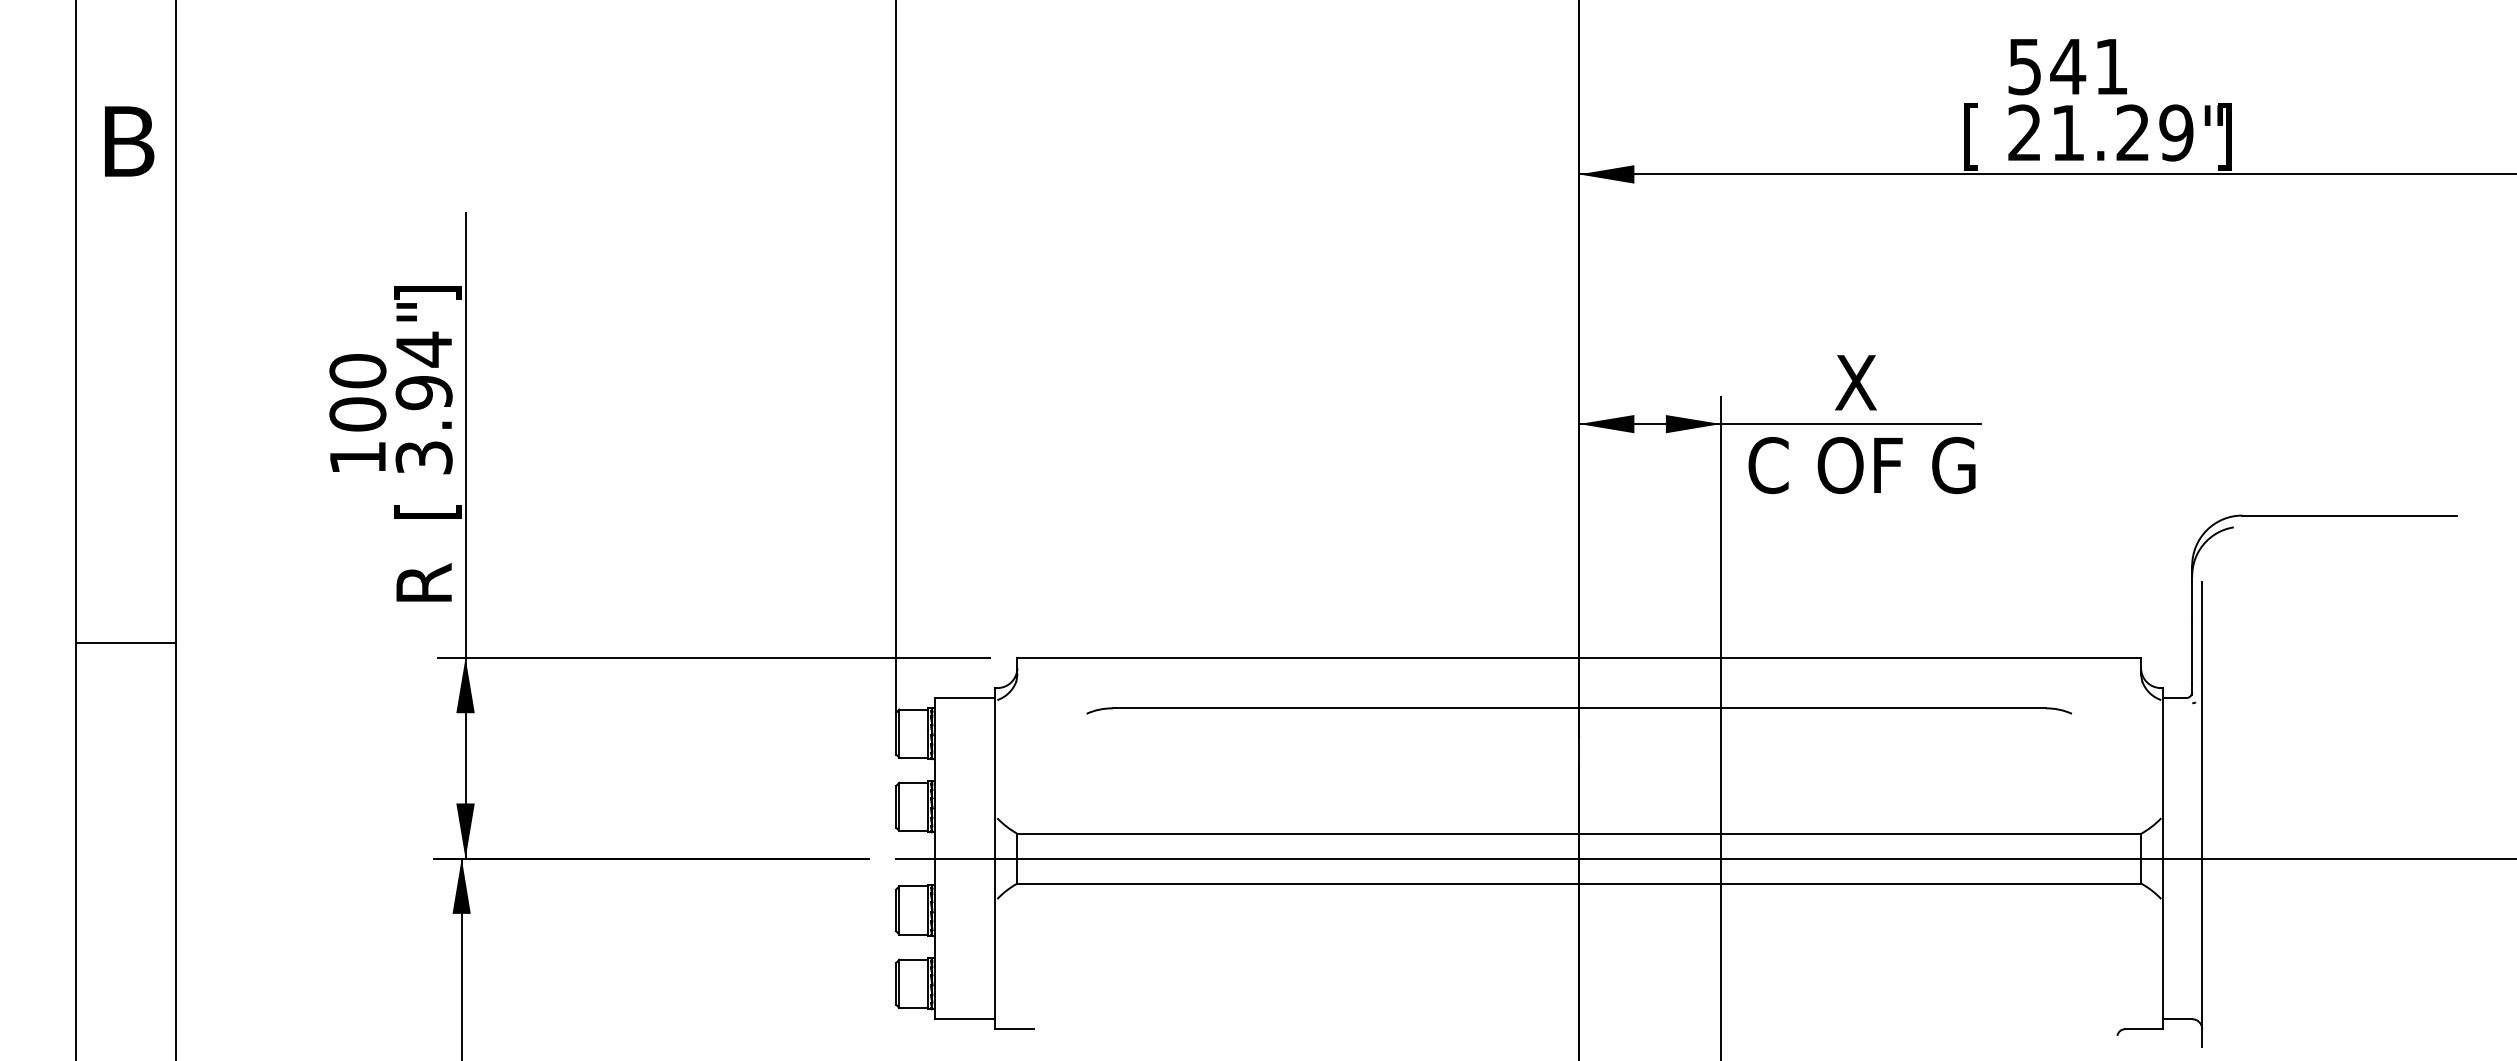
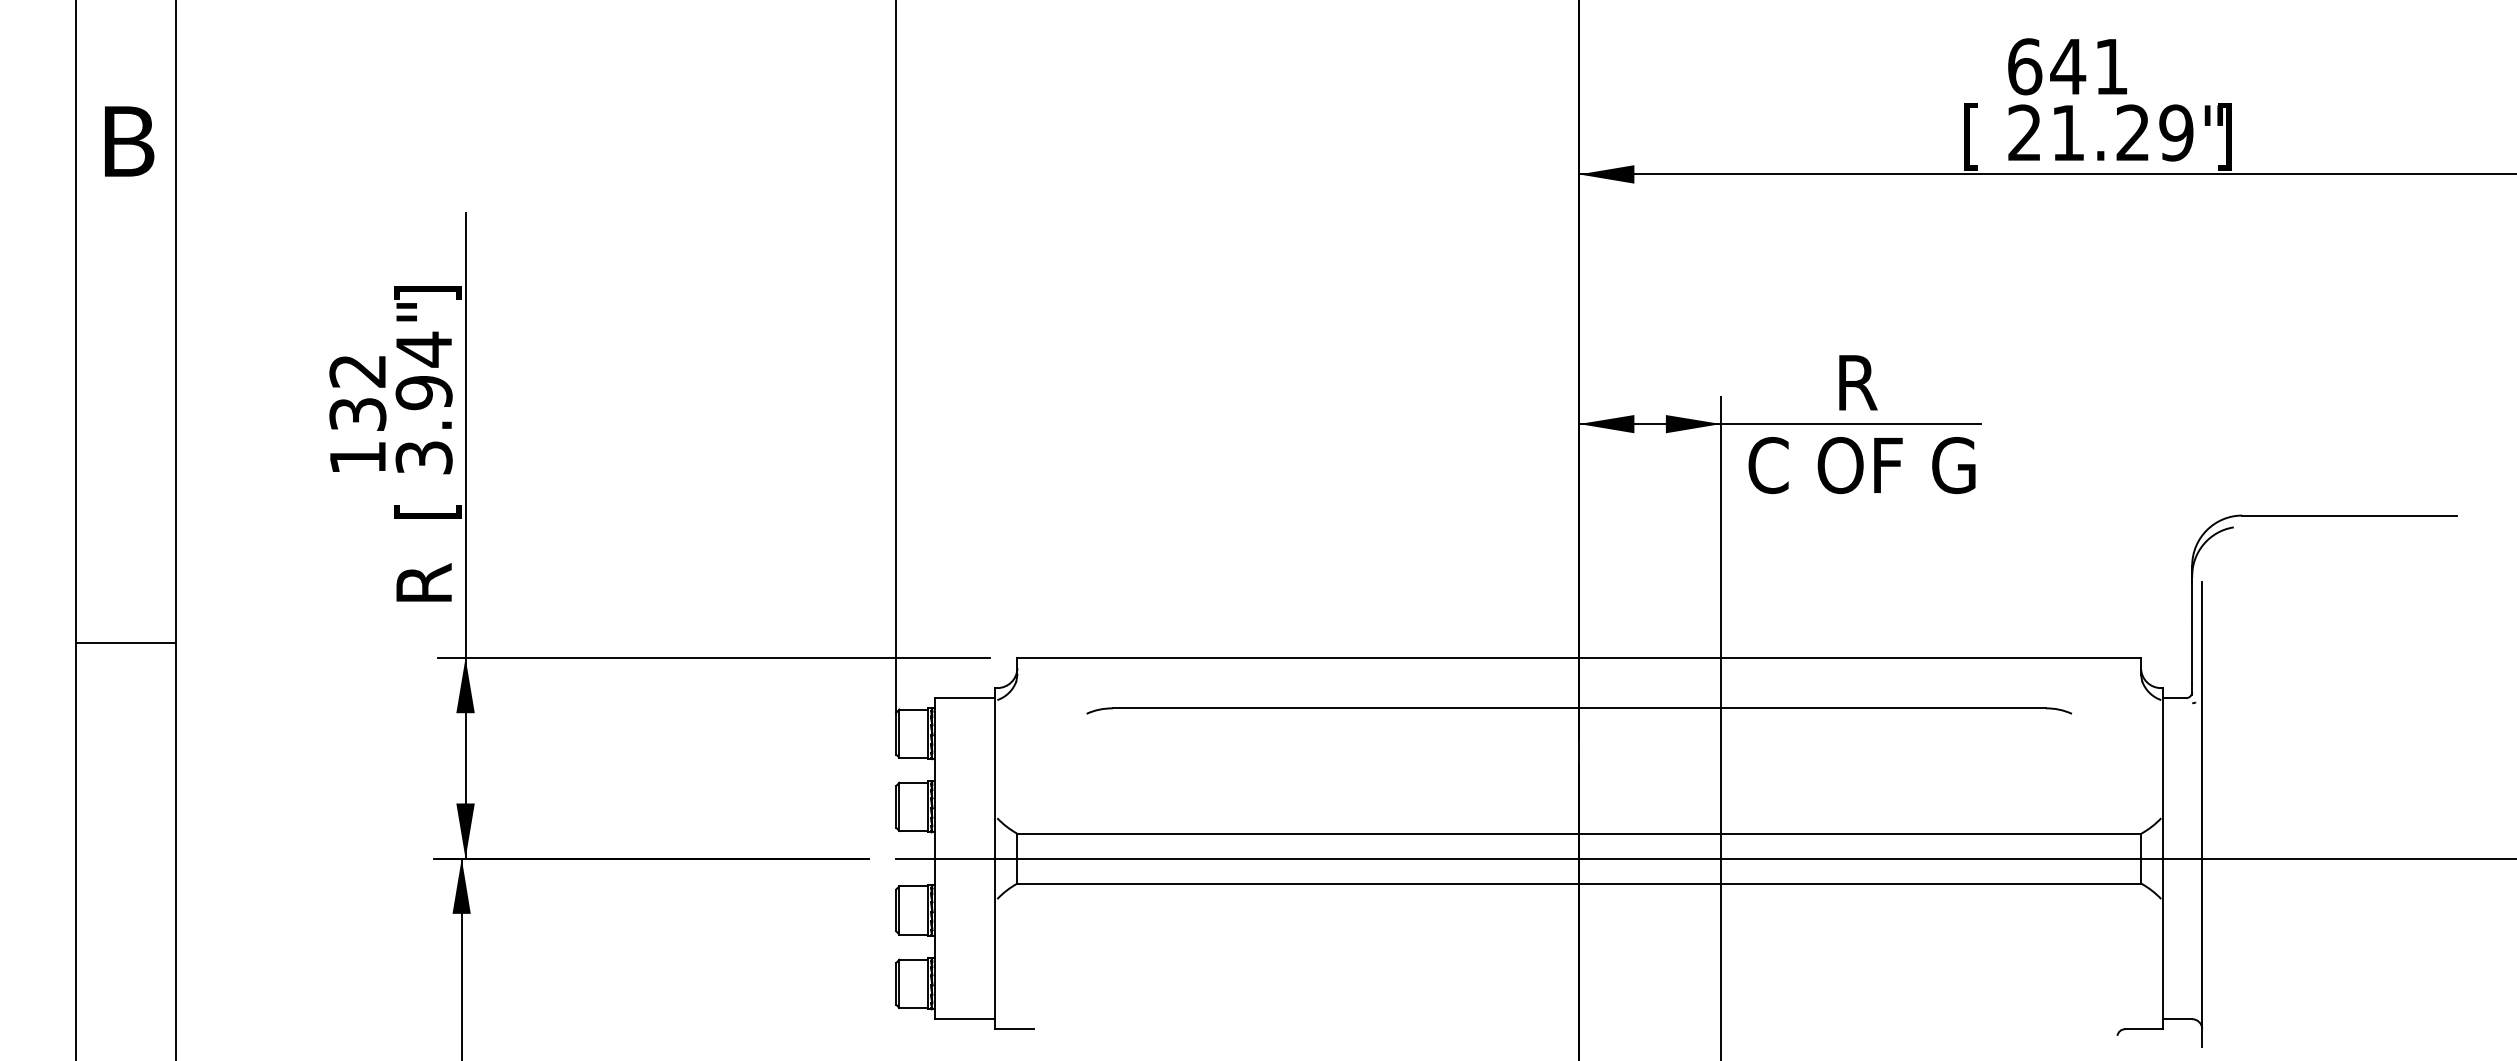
text: 541 -> 641 (2025, 66)
text: X -> R (1856, 382)
text: 100 -> 132 (357, 392)
